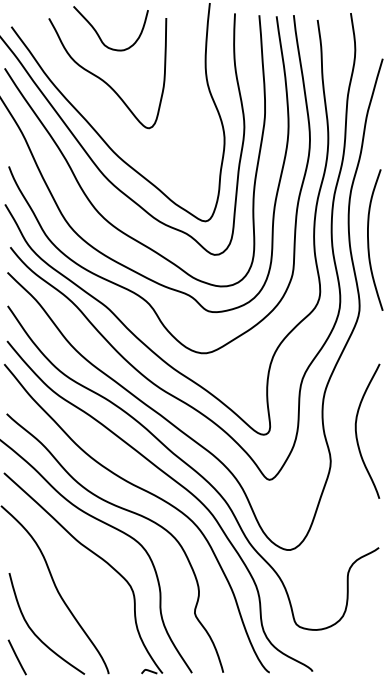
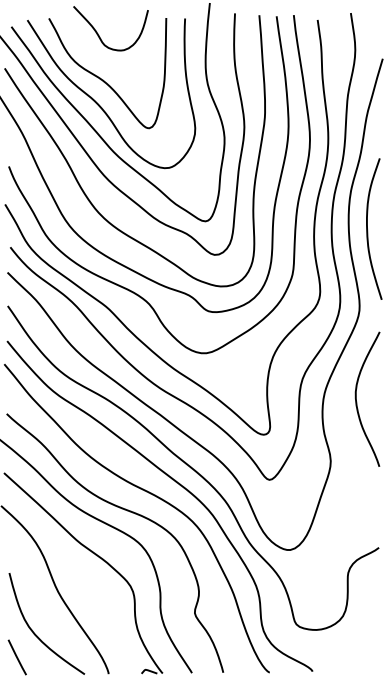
curve: none -> present (99, 104)
curve position: (369, 241) -> (368, 230) (368, 230)
curve position: (357, 434) -> (357, 402) (357, 402)
